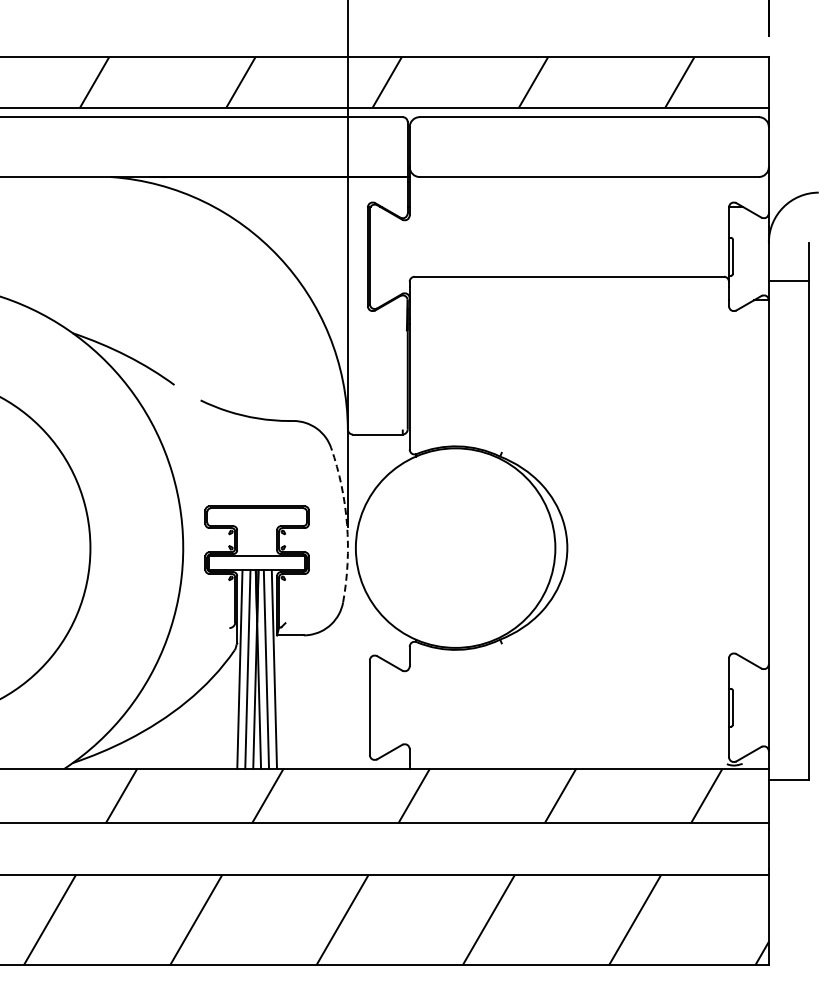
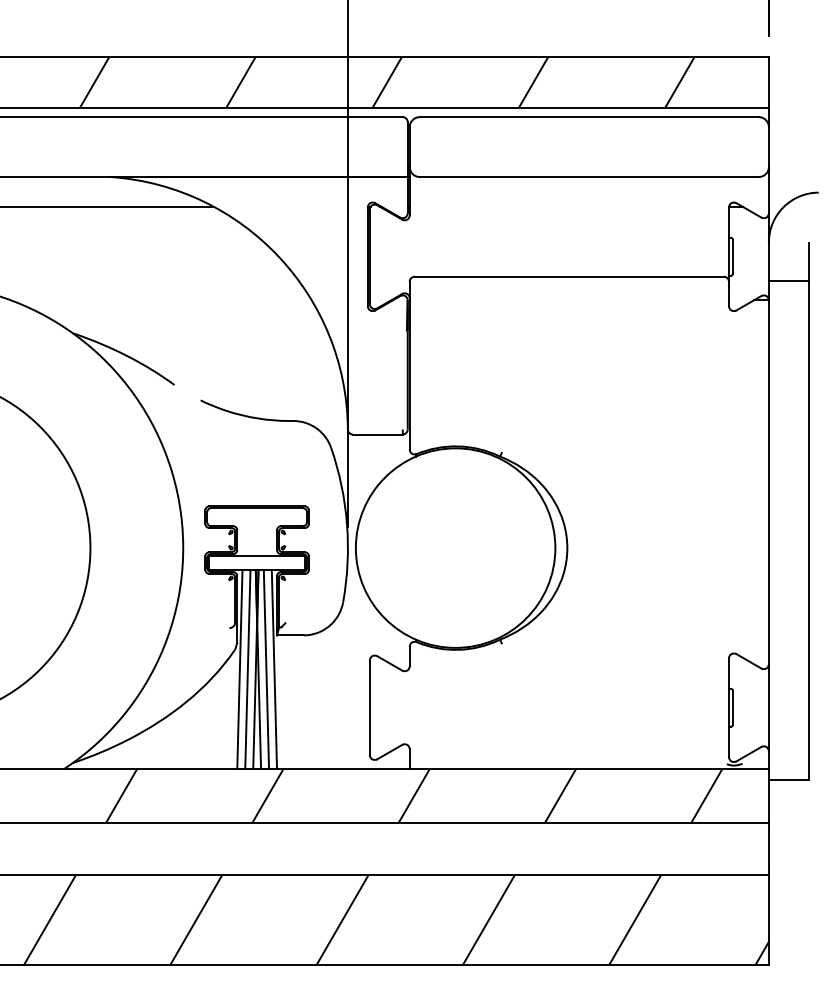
line: none -> present (108, 206)
arc: dashed -> solid (347, 524)
